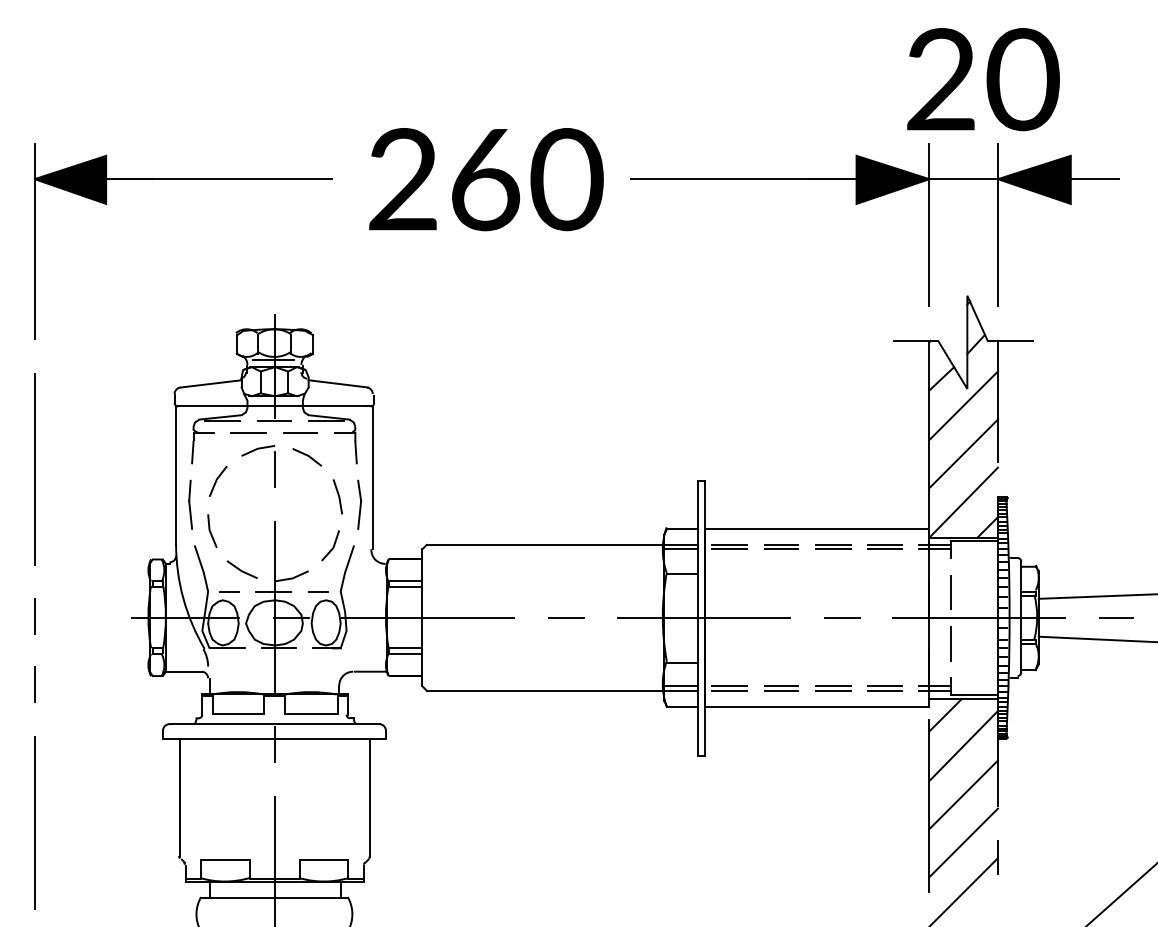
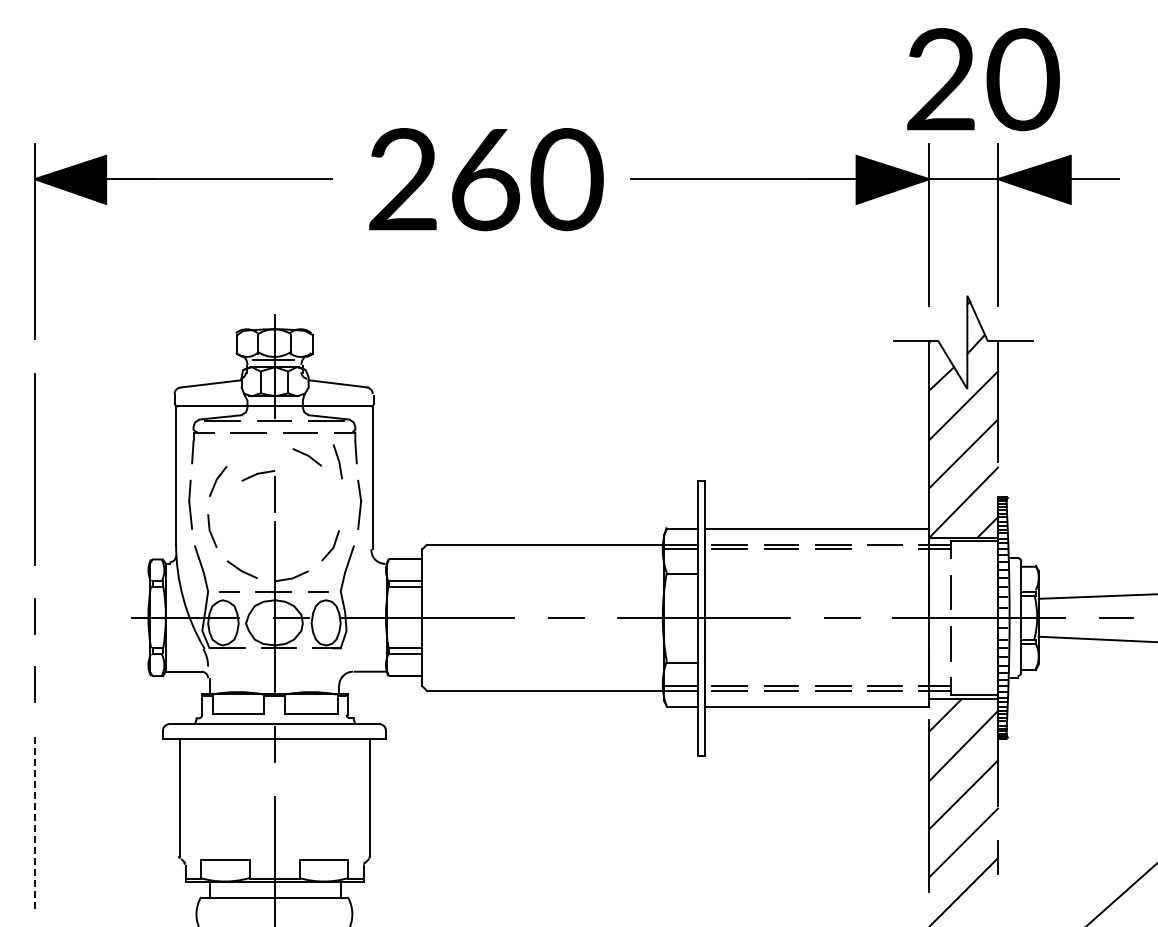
part position: (252, 452) -> (252, 477) (252, 477)
line position: (337, 495) -> (337, 460) (337, 460)
line: present -> none (884, 549)
line: solid -> dashed (34, 823)
